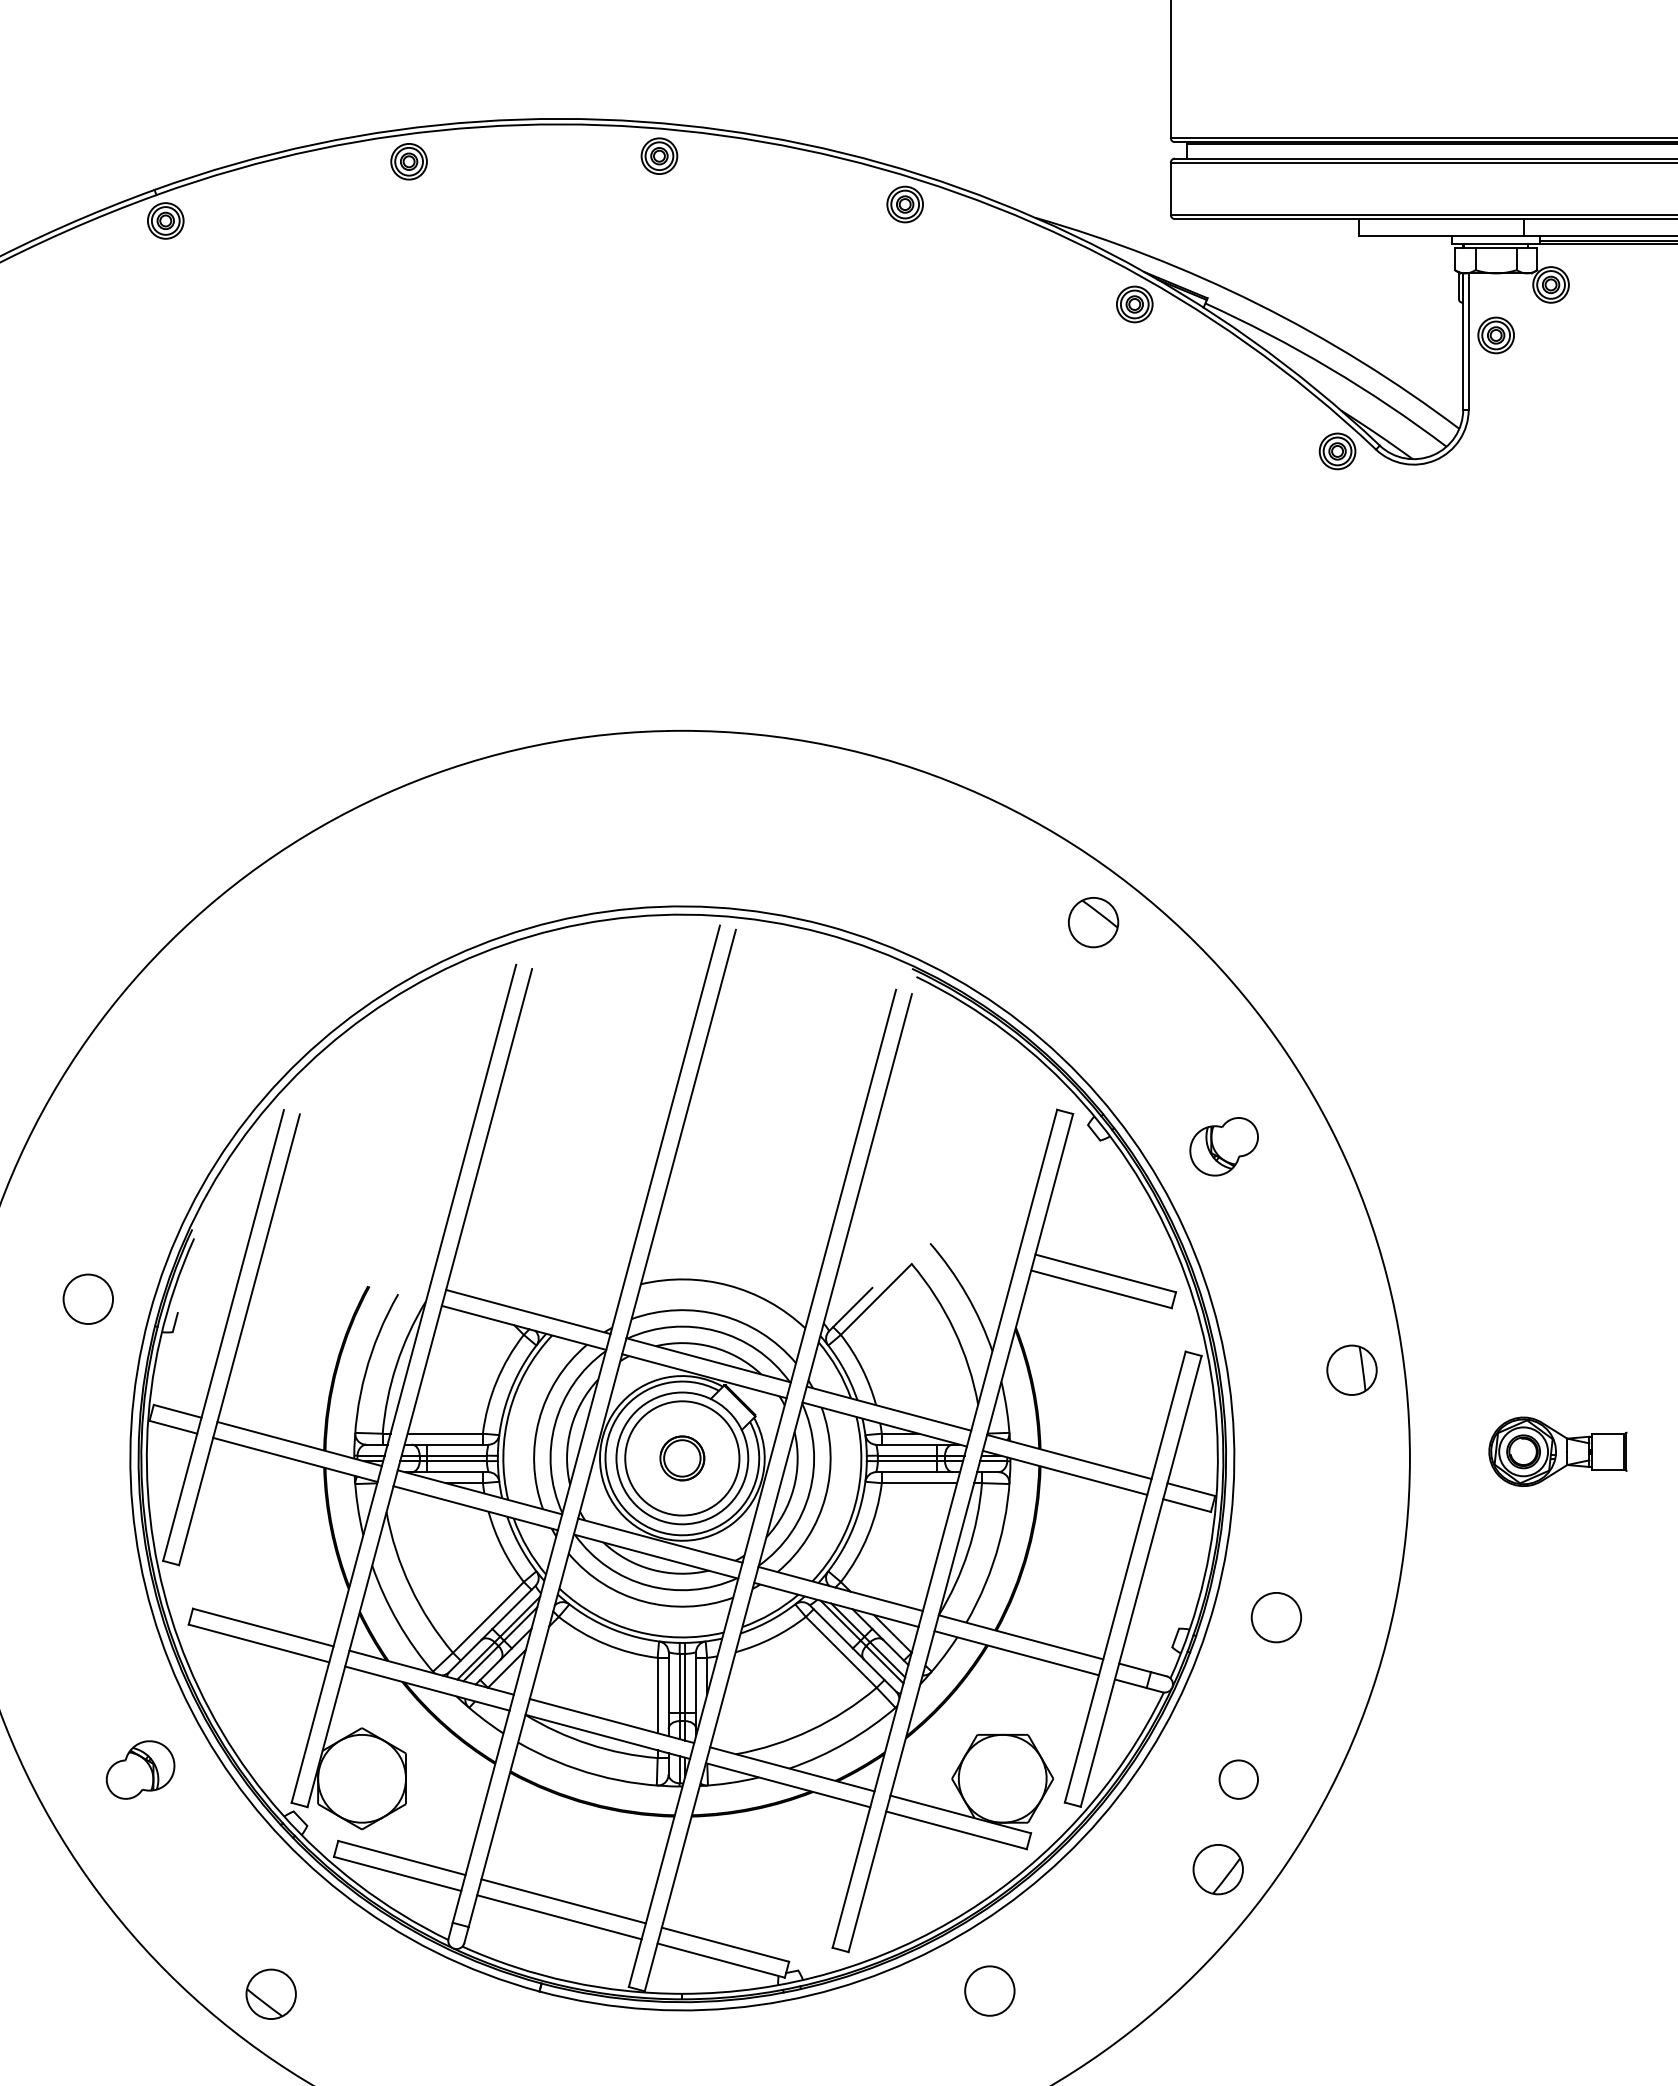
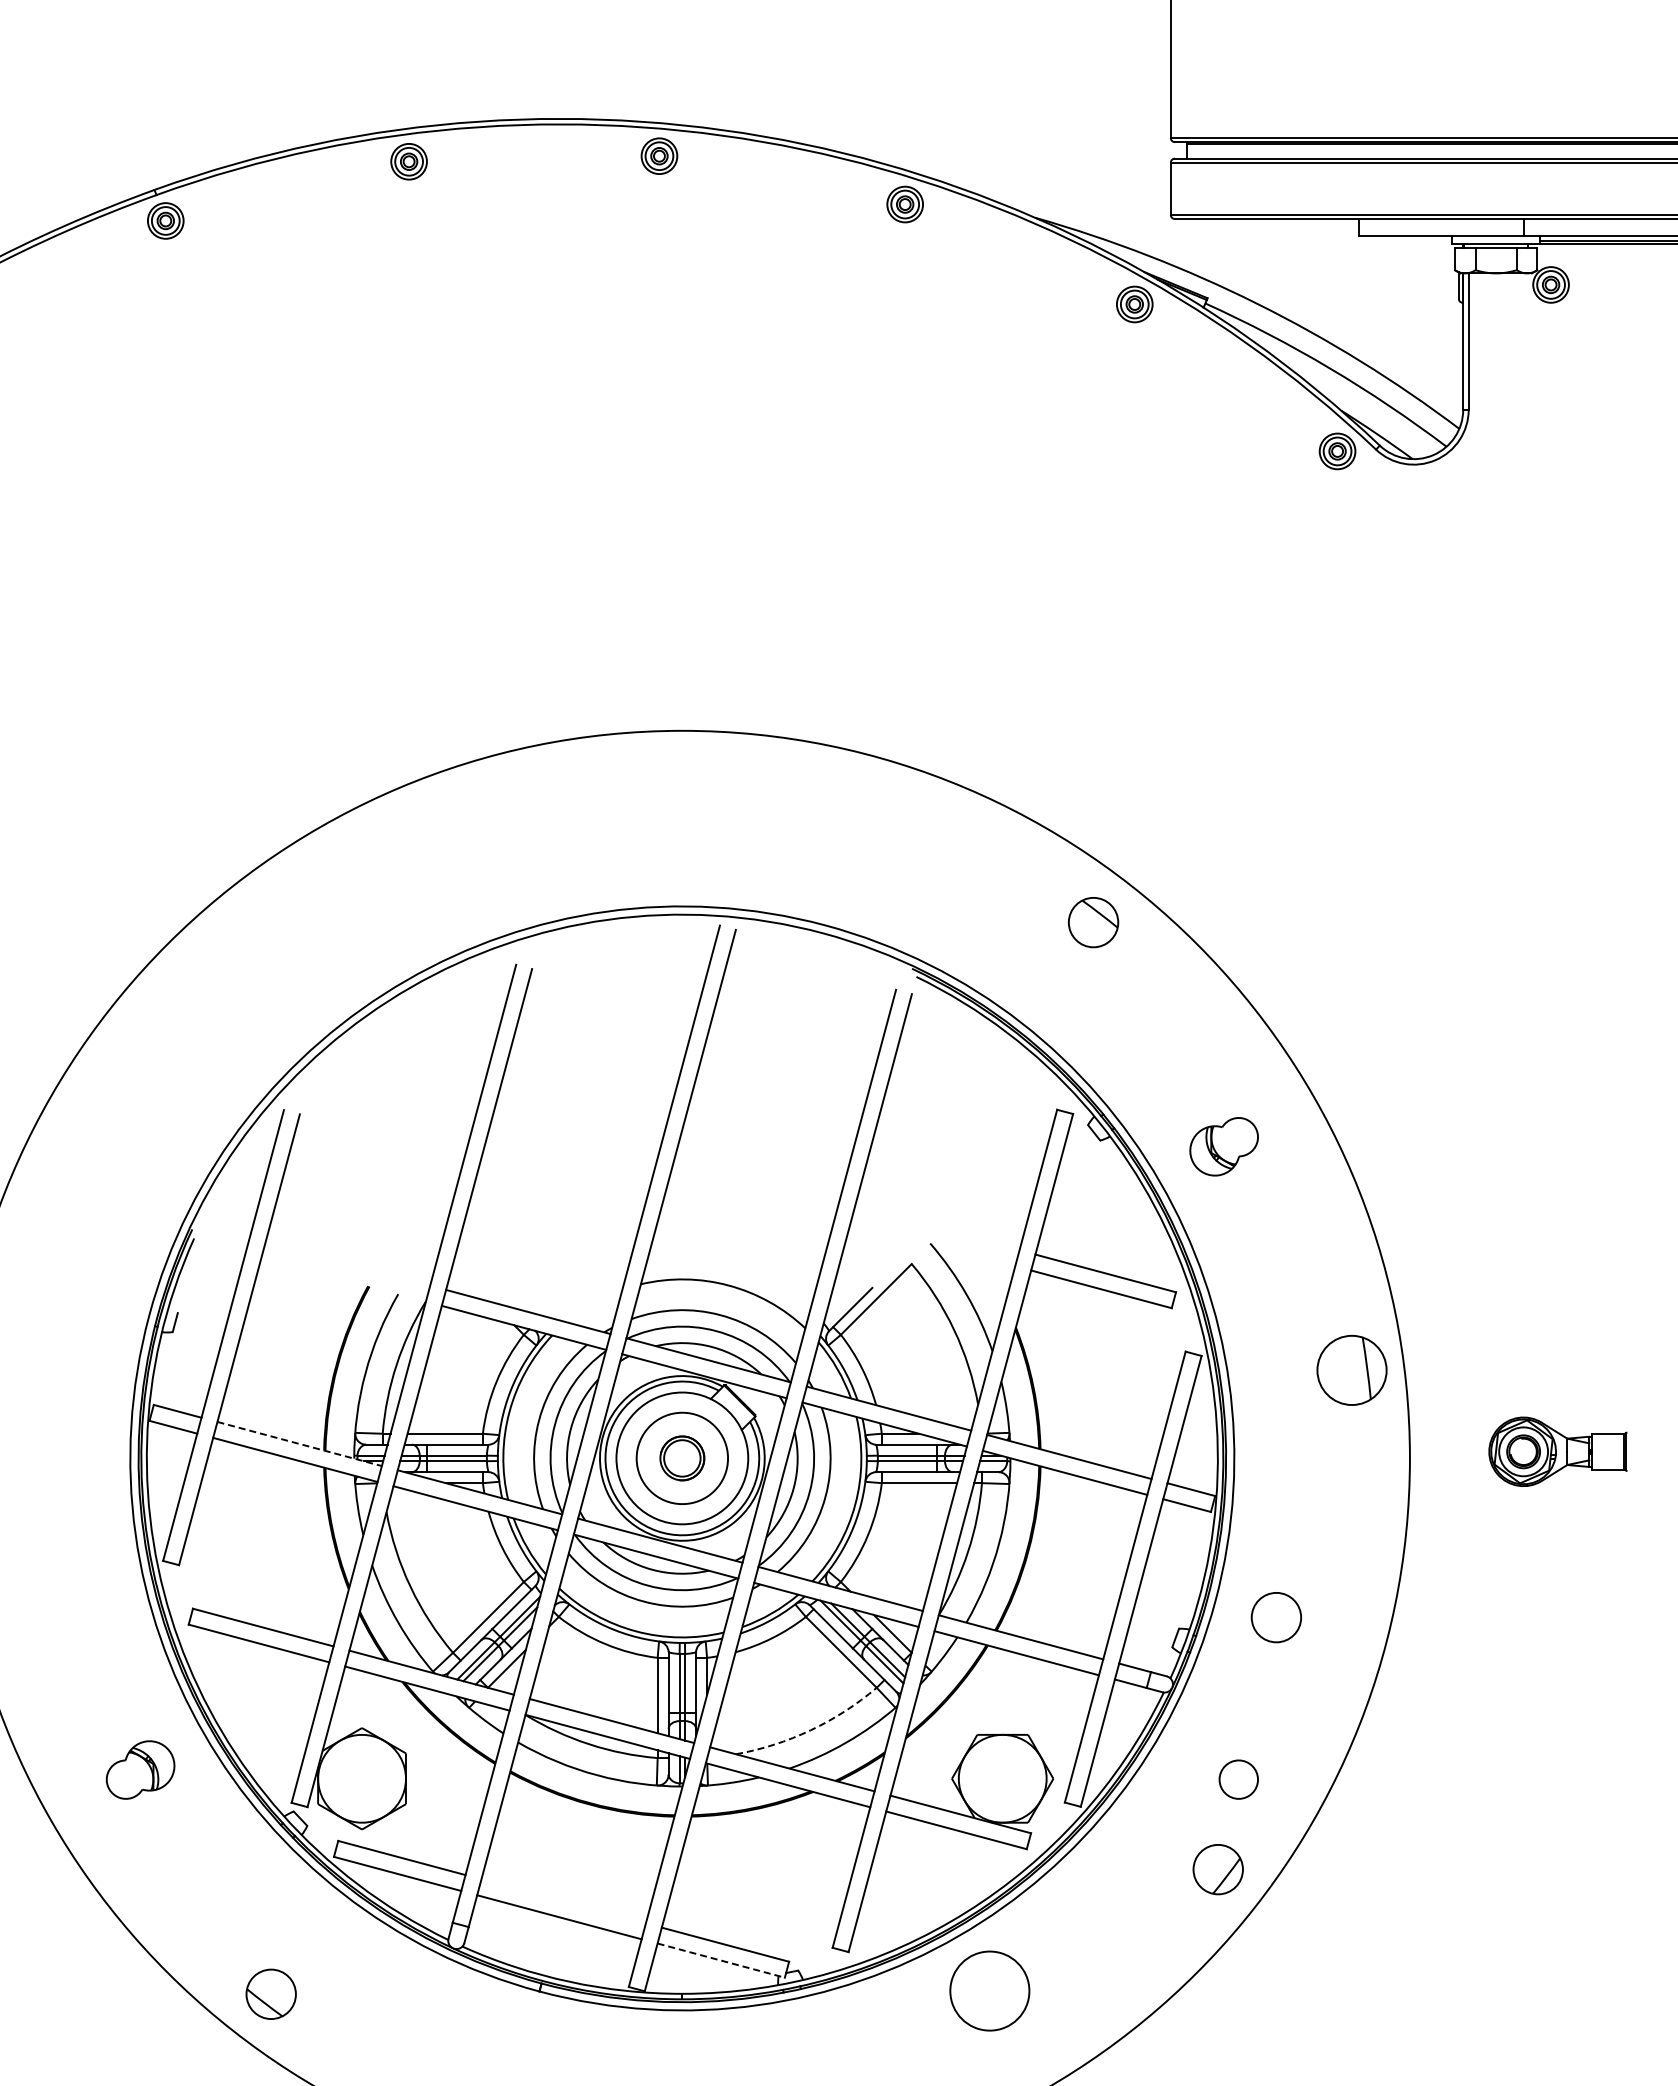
part: present -> none (1495, 335)
circle: present -> none (87, 1298)
part size: 52x52 px -> 72x72 px (1351, 1369)
line: solid -> dashed (300, 1444)
circle diameter: 114 px -> 91 px (682, 1458)
arc: solid -> dashed (810, 1730)
line: present -> none (563, 1901)
line: solid -> dashed (721, 1960)
circle diameter: 49 px -> 79 px (989, 1990)
